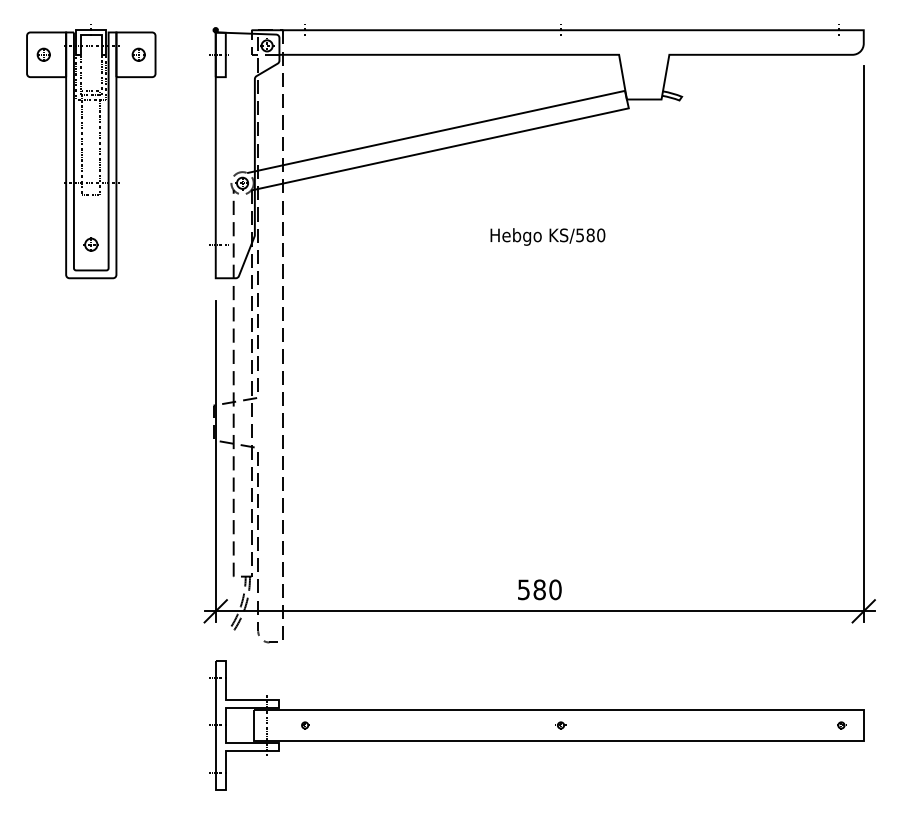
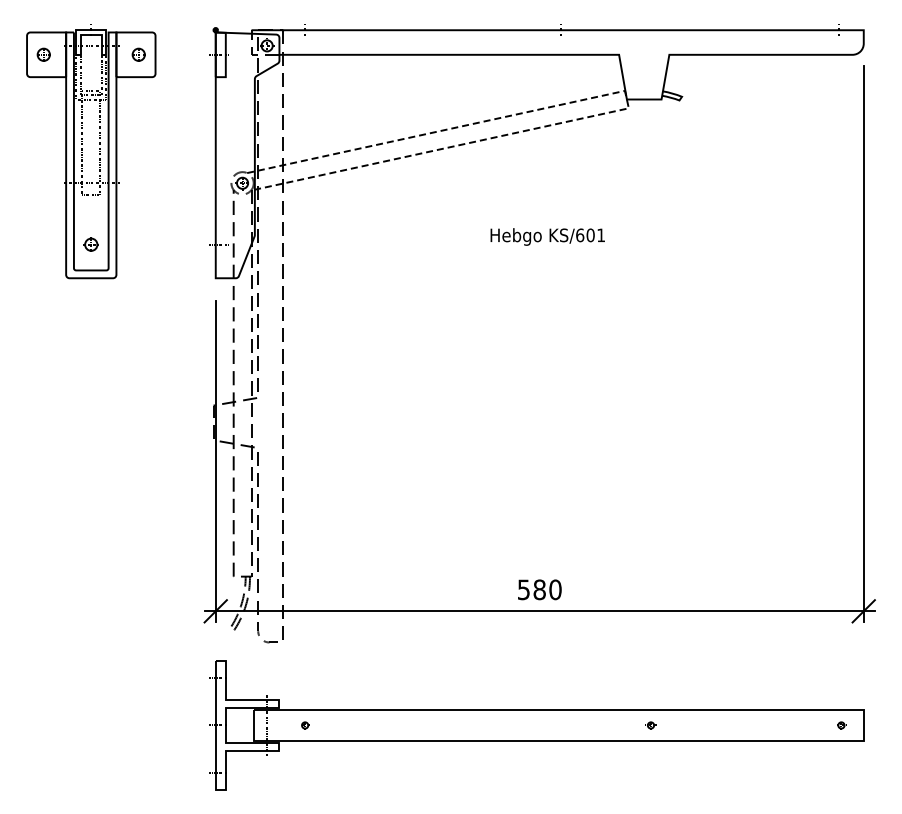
line: solid -> dashed (626, 99)
text: KS/580 -> KS/601 (590, 235)
part position: (560, 725) -> (650, 725) (650, 725)
